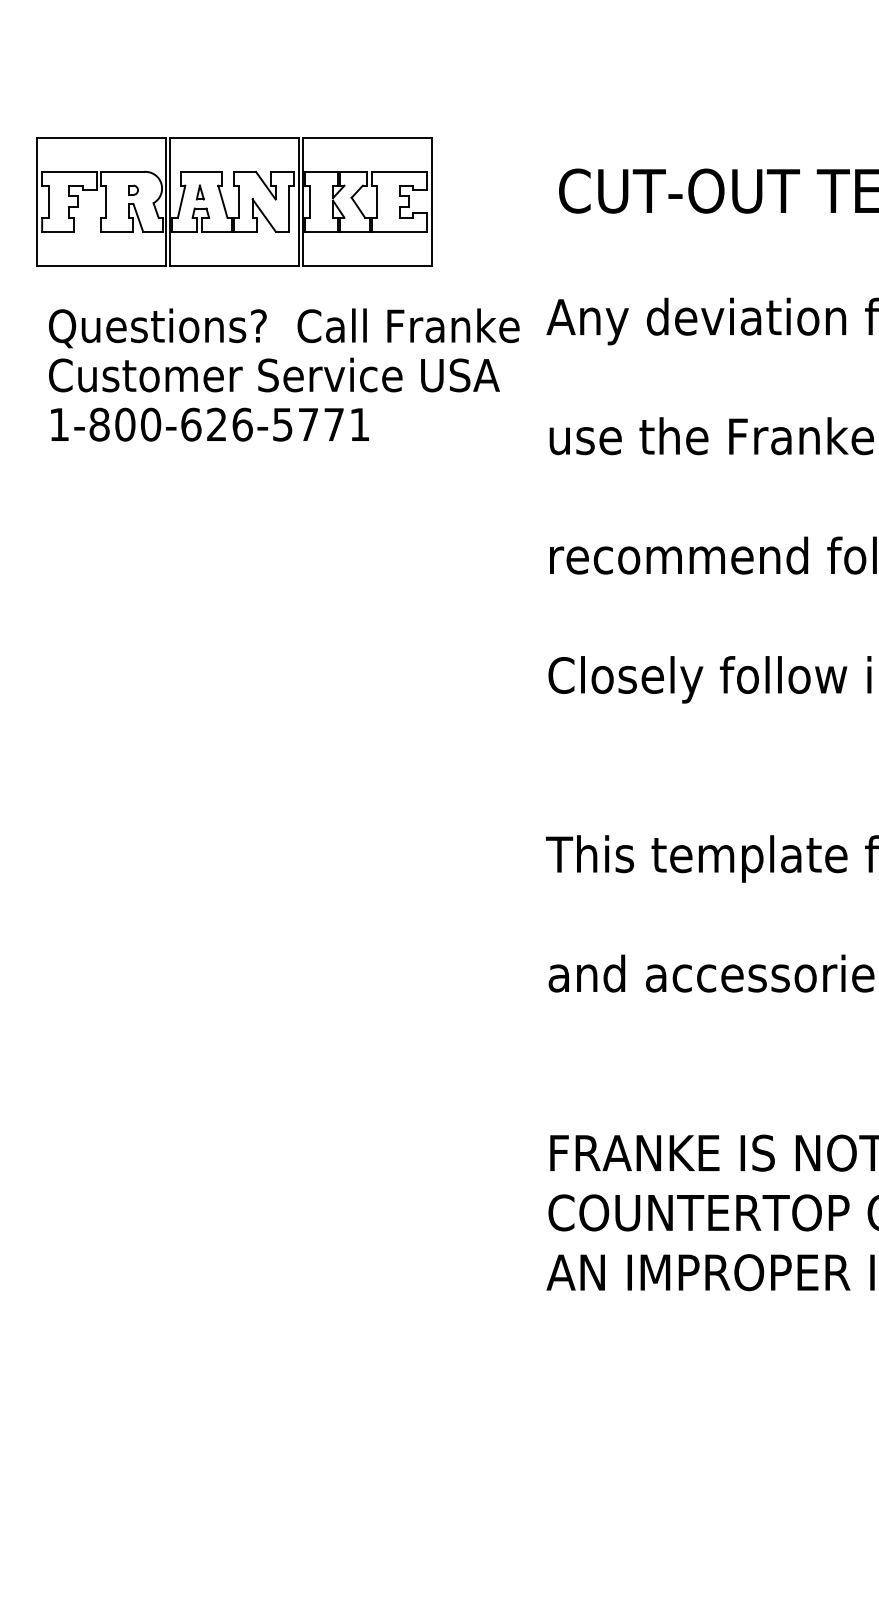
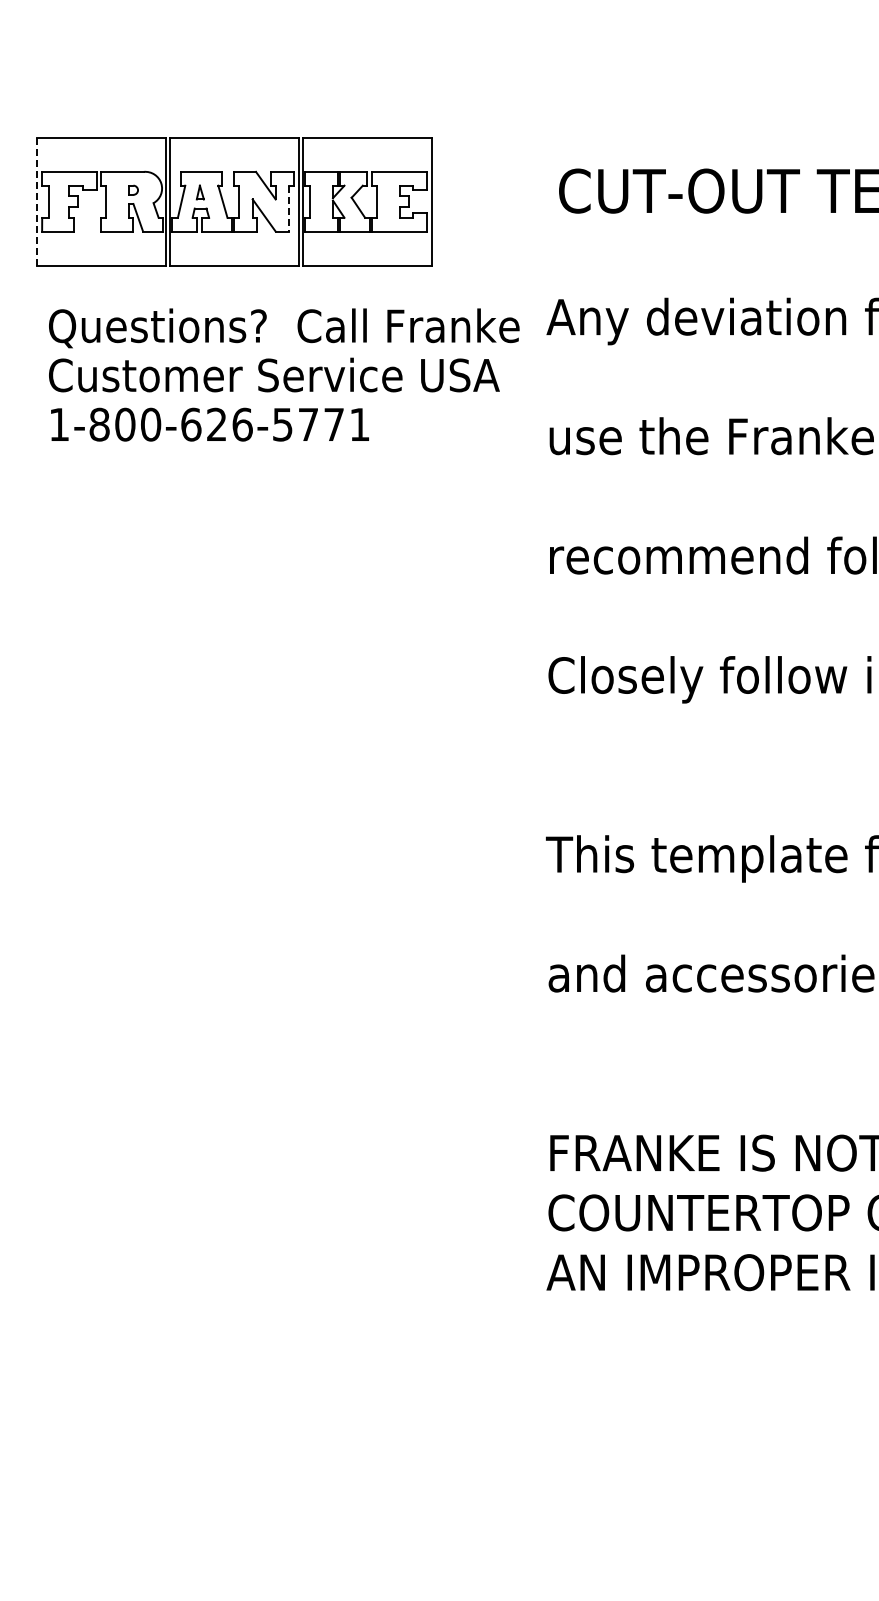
line: solid -> dashed (37, 202)
line: solid -> dashed (289, 208)
